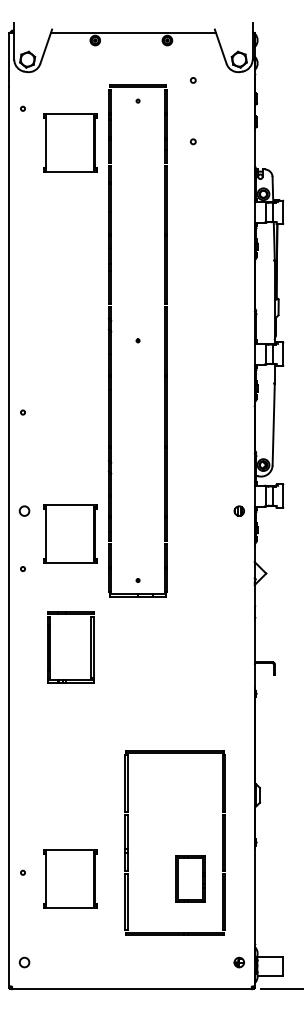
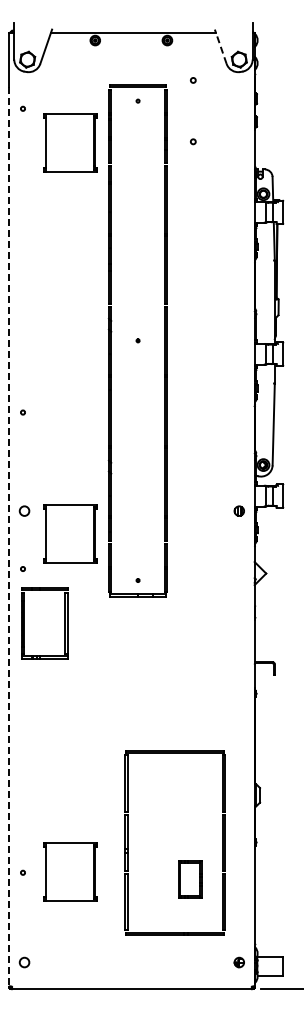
line: solid -> dashed (220, 46)
line: solid -> dashed (9, 537)
part position: (50, 647) -> (24, 623) (24, 623)
part position: (70, 878) -> (70, 871) (70, 871)
part size: 31x48 px -> 25x39 px (190, 879)
